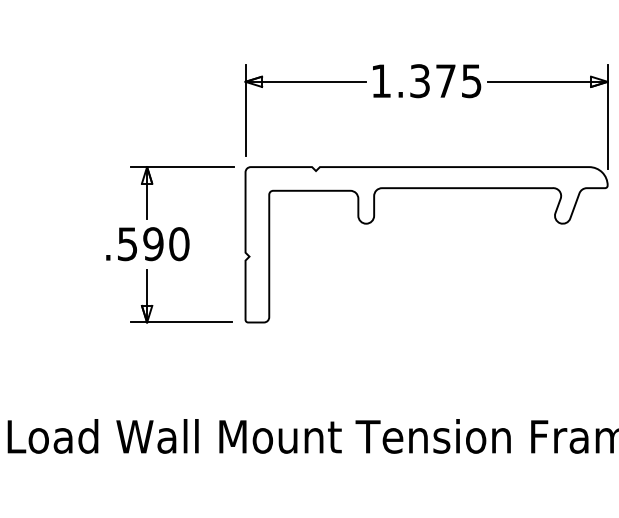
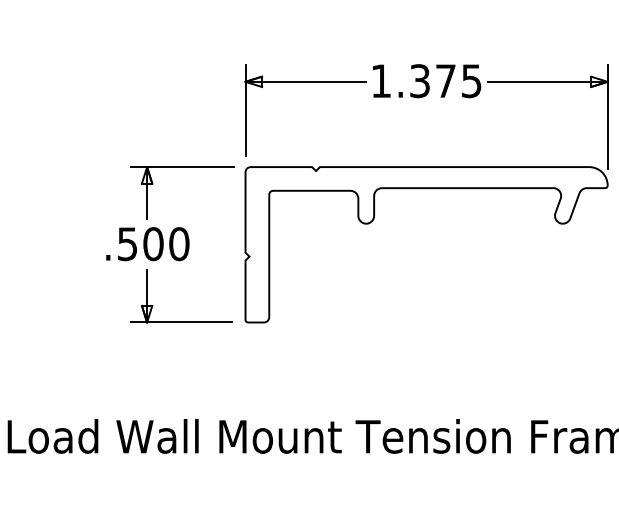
text: .590 -> .500 (153, 244)
